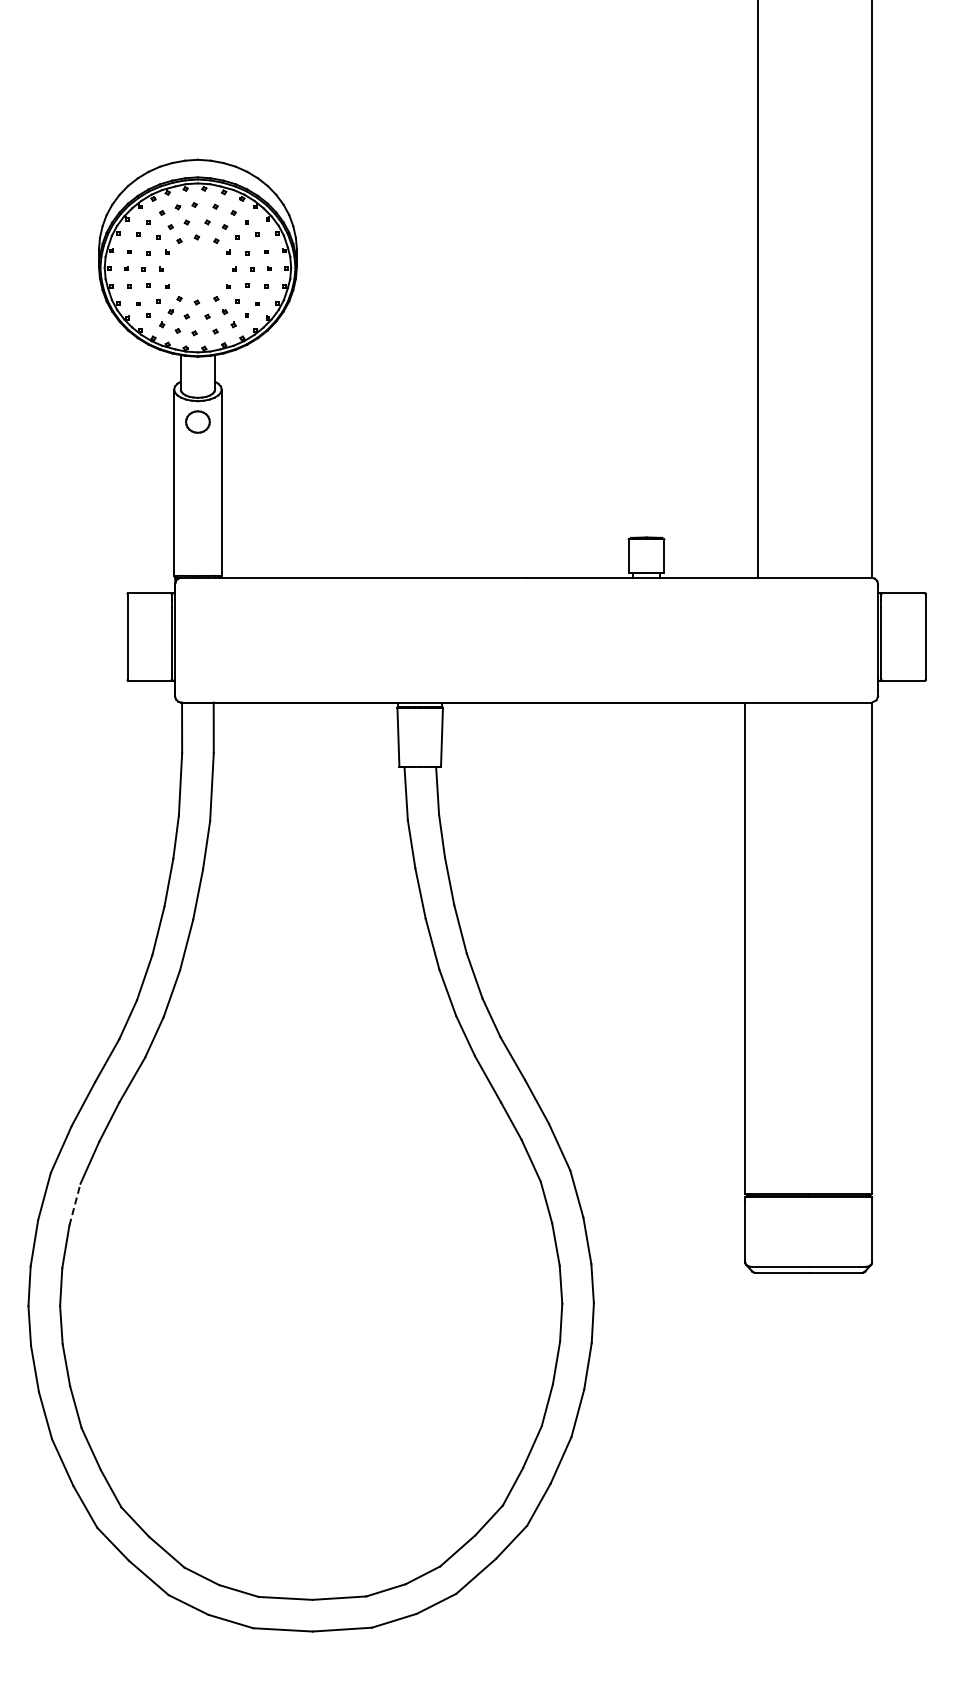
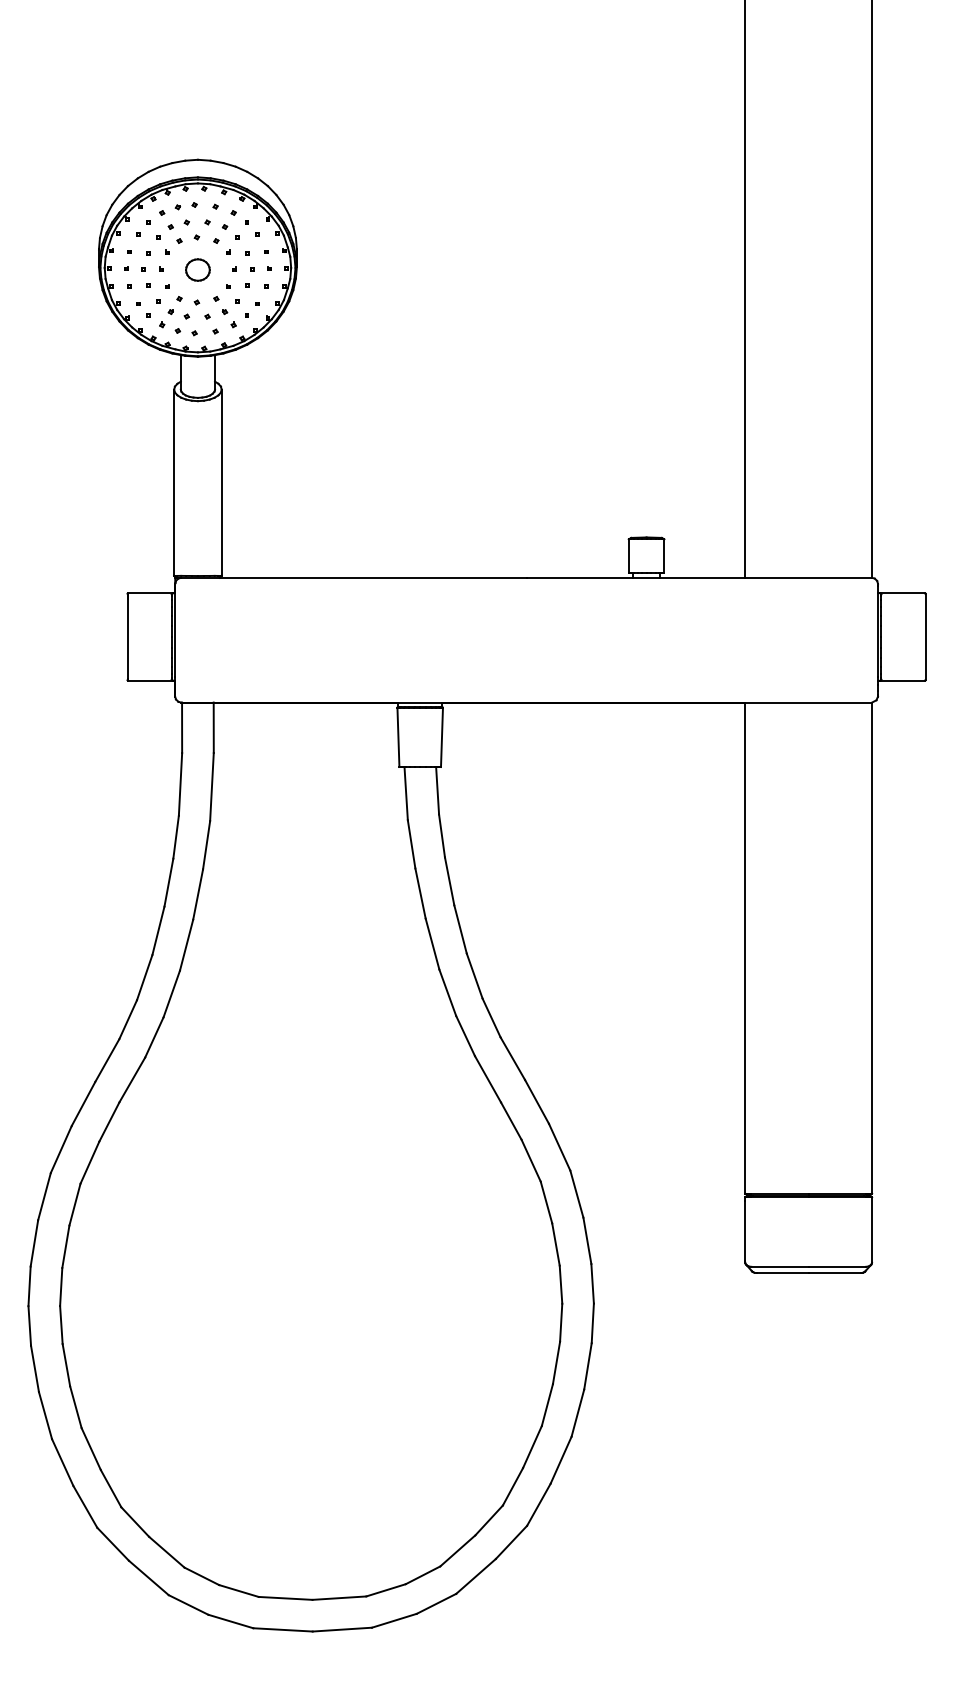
line position: (758, 289) -> (745, 289) (745, 289)
part position: (197, 421) -> (197, 269) (197, 269)
line: dashed -> solid (74, 1204)
